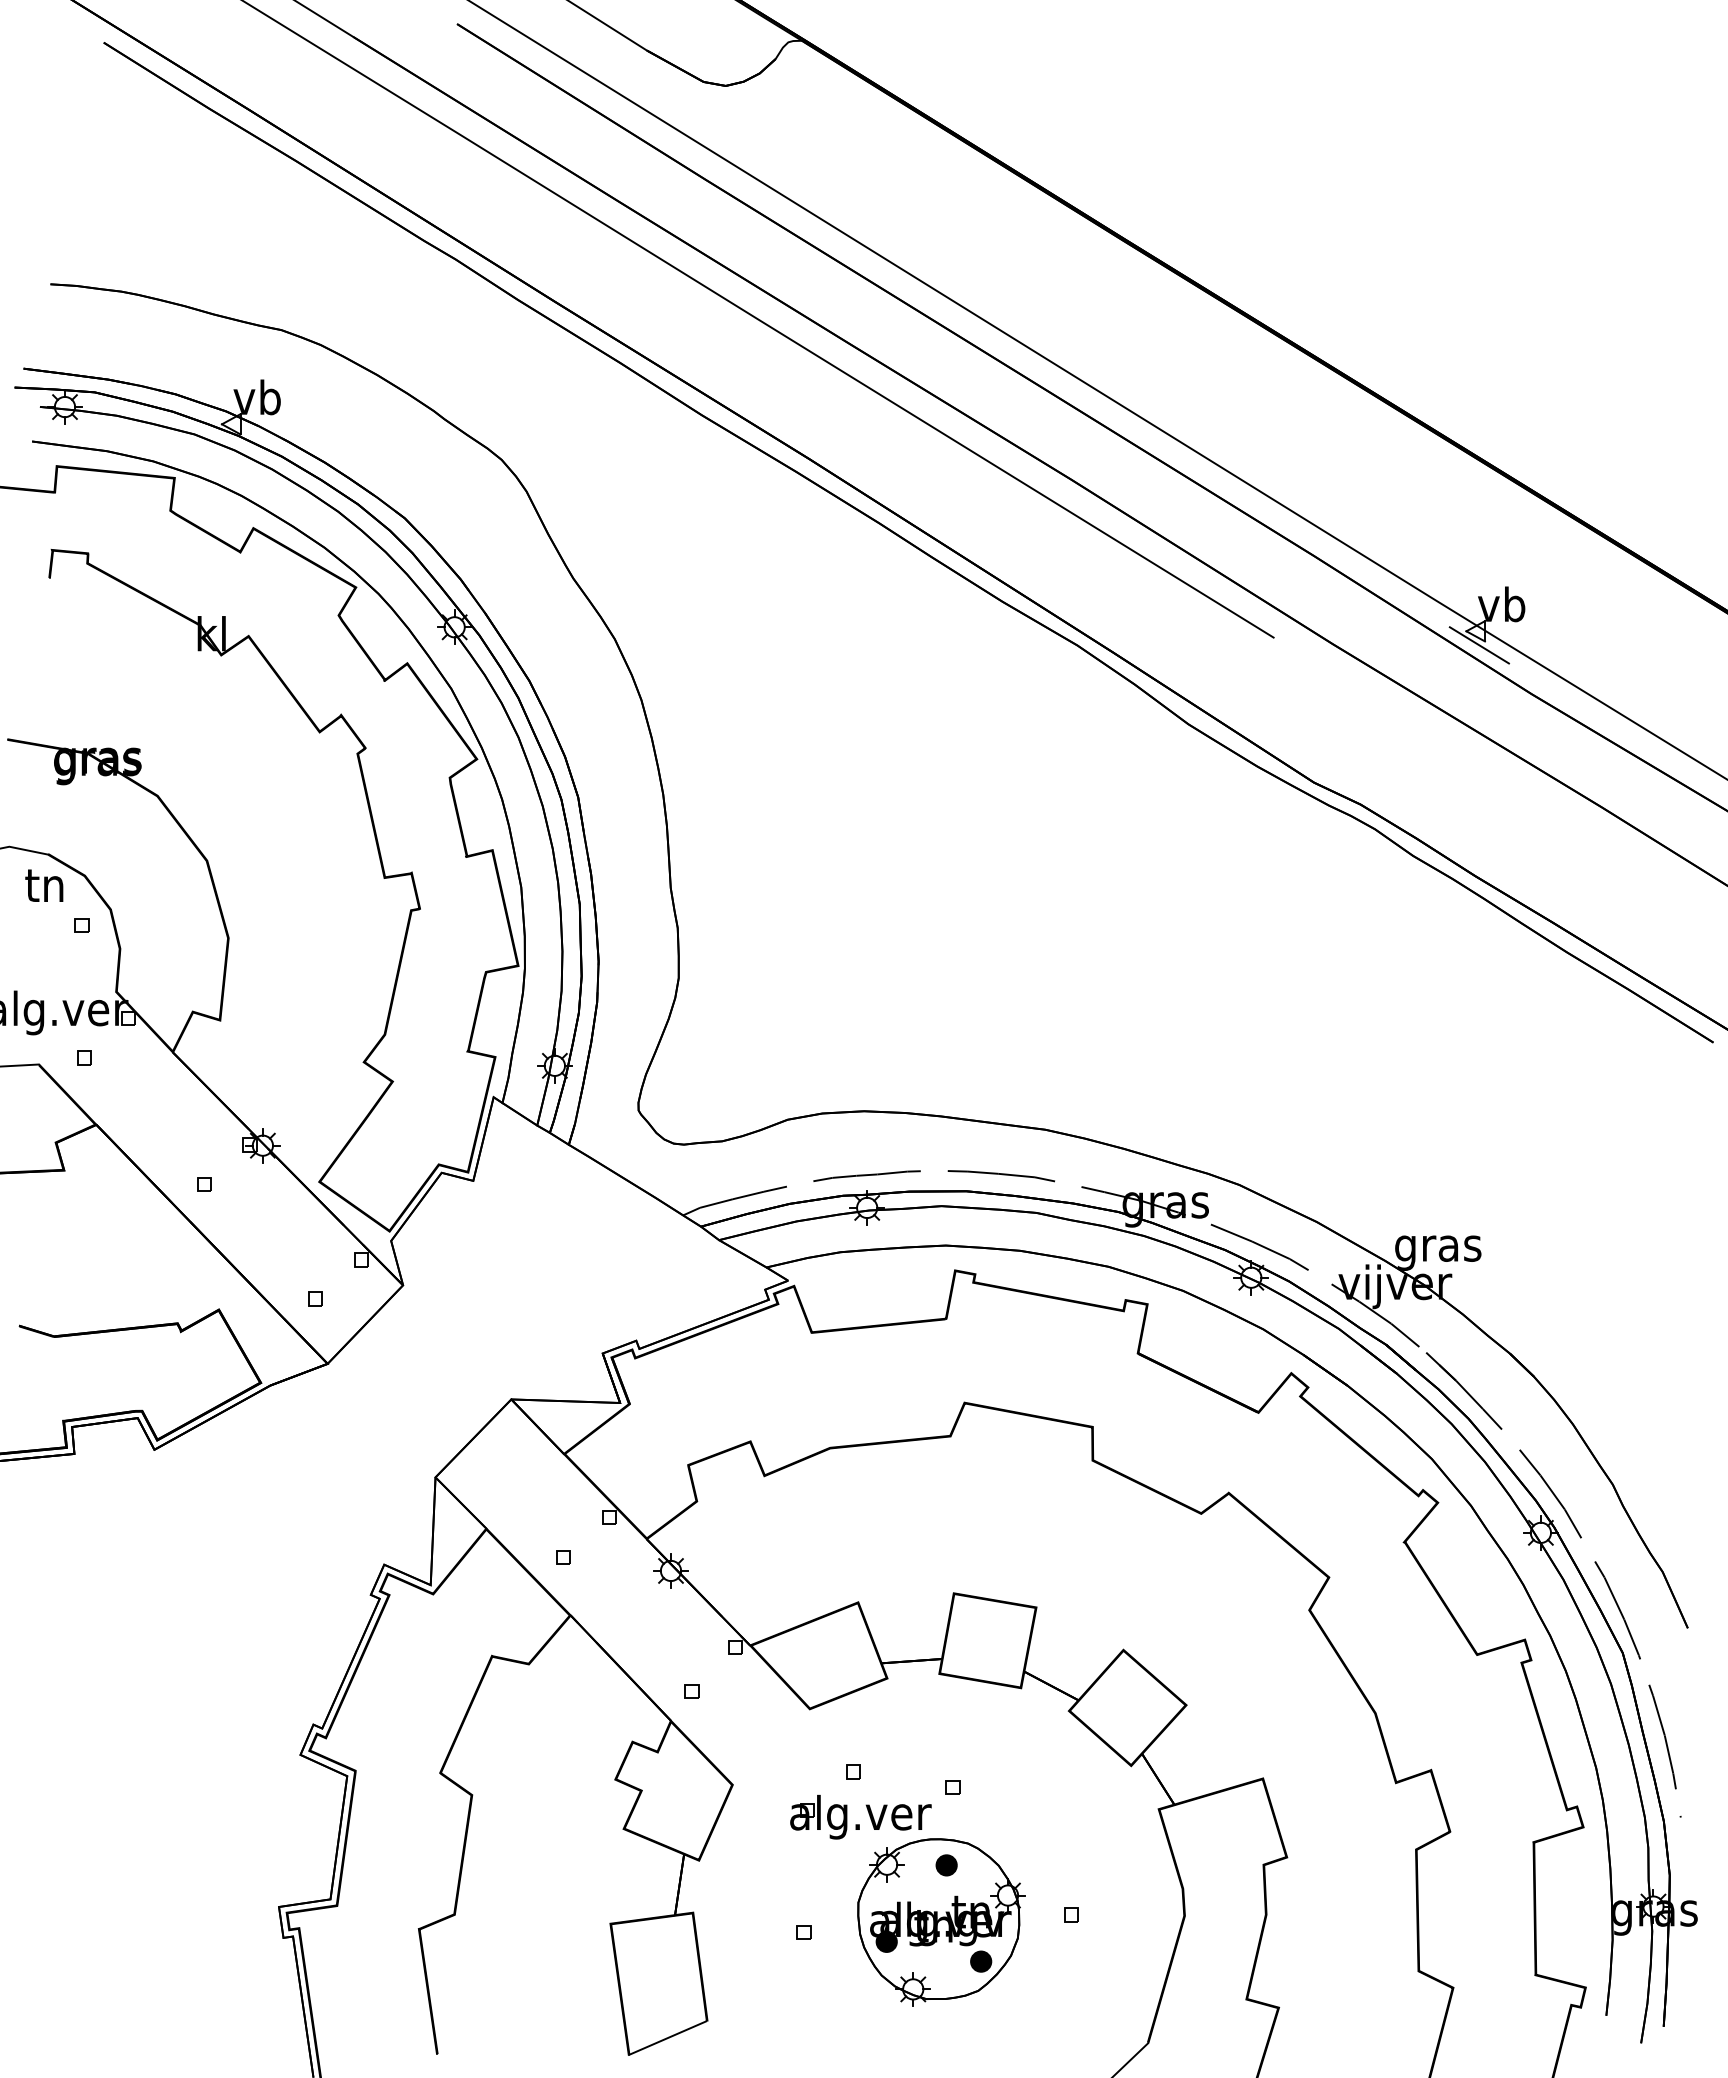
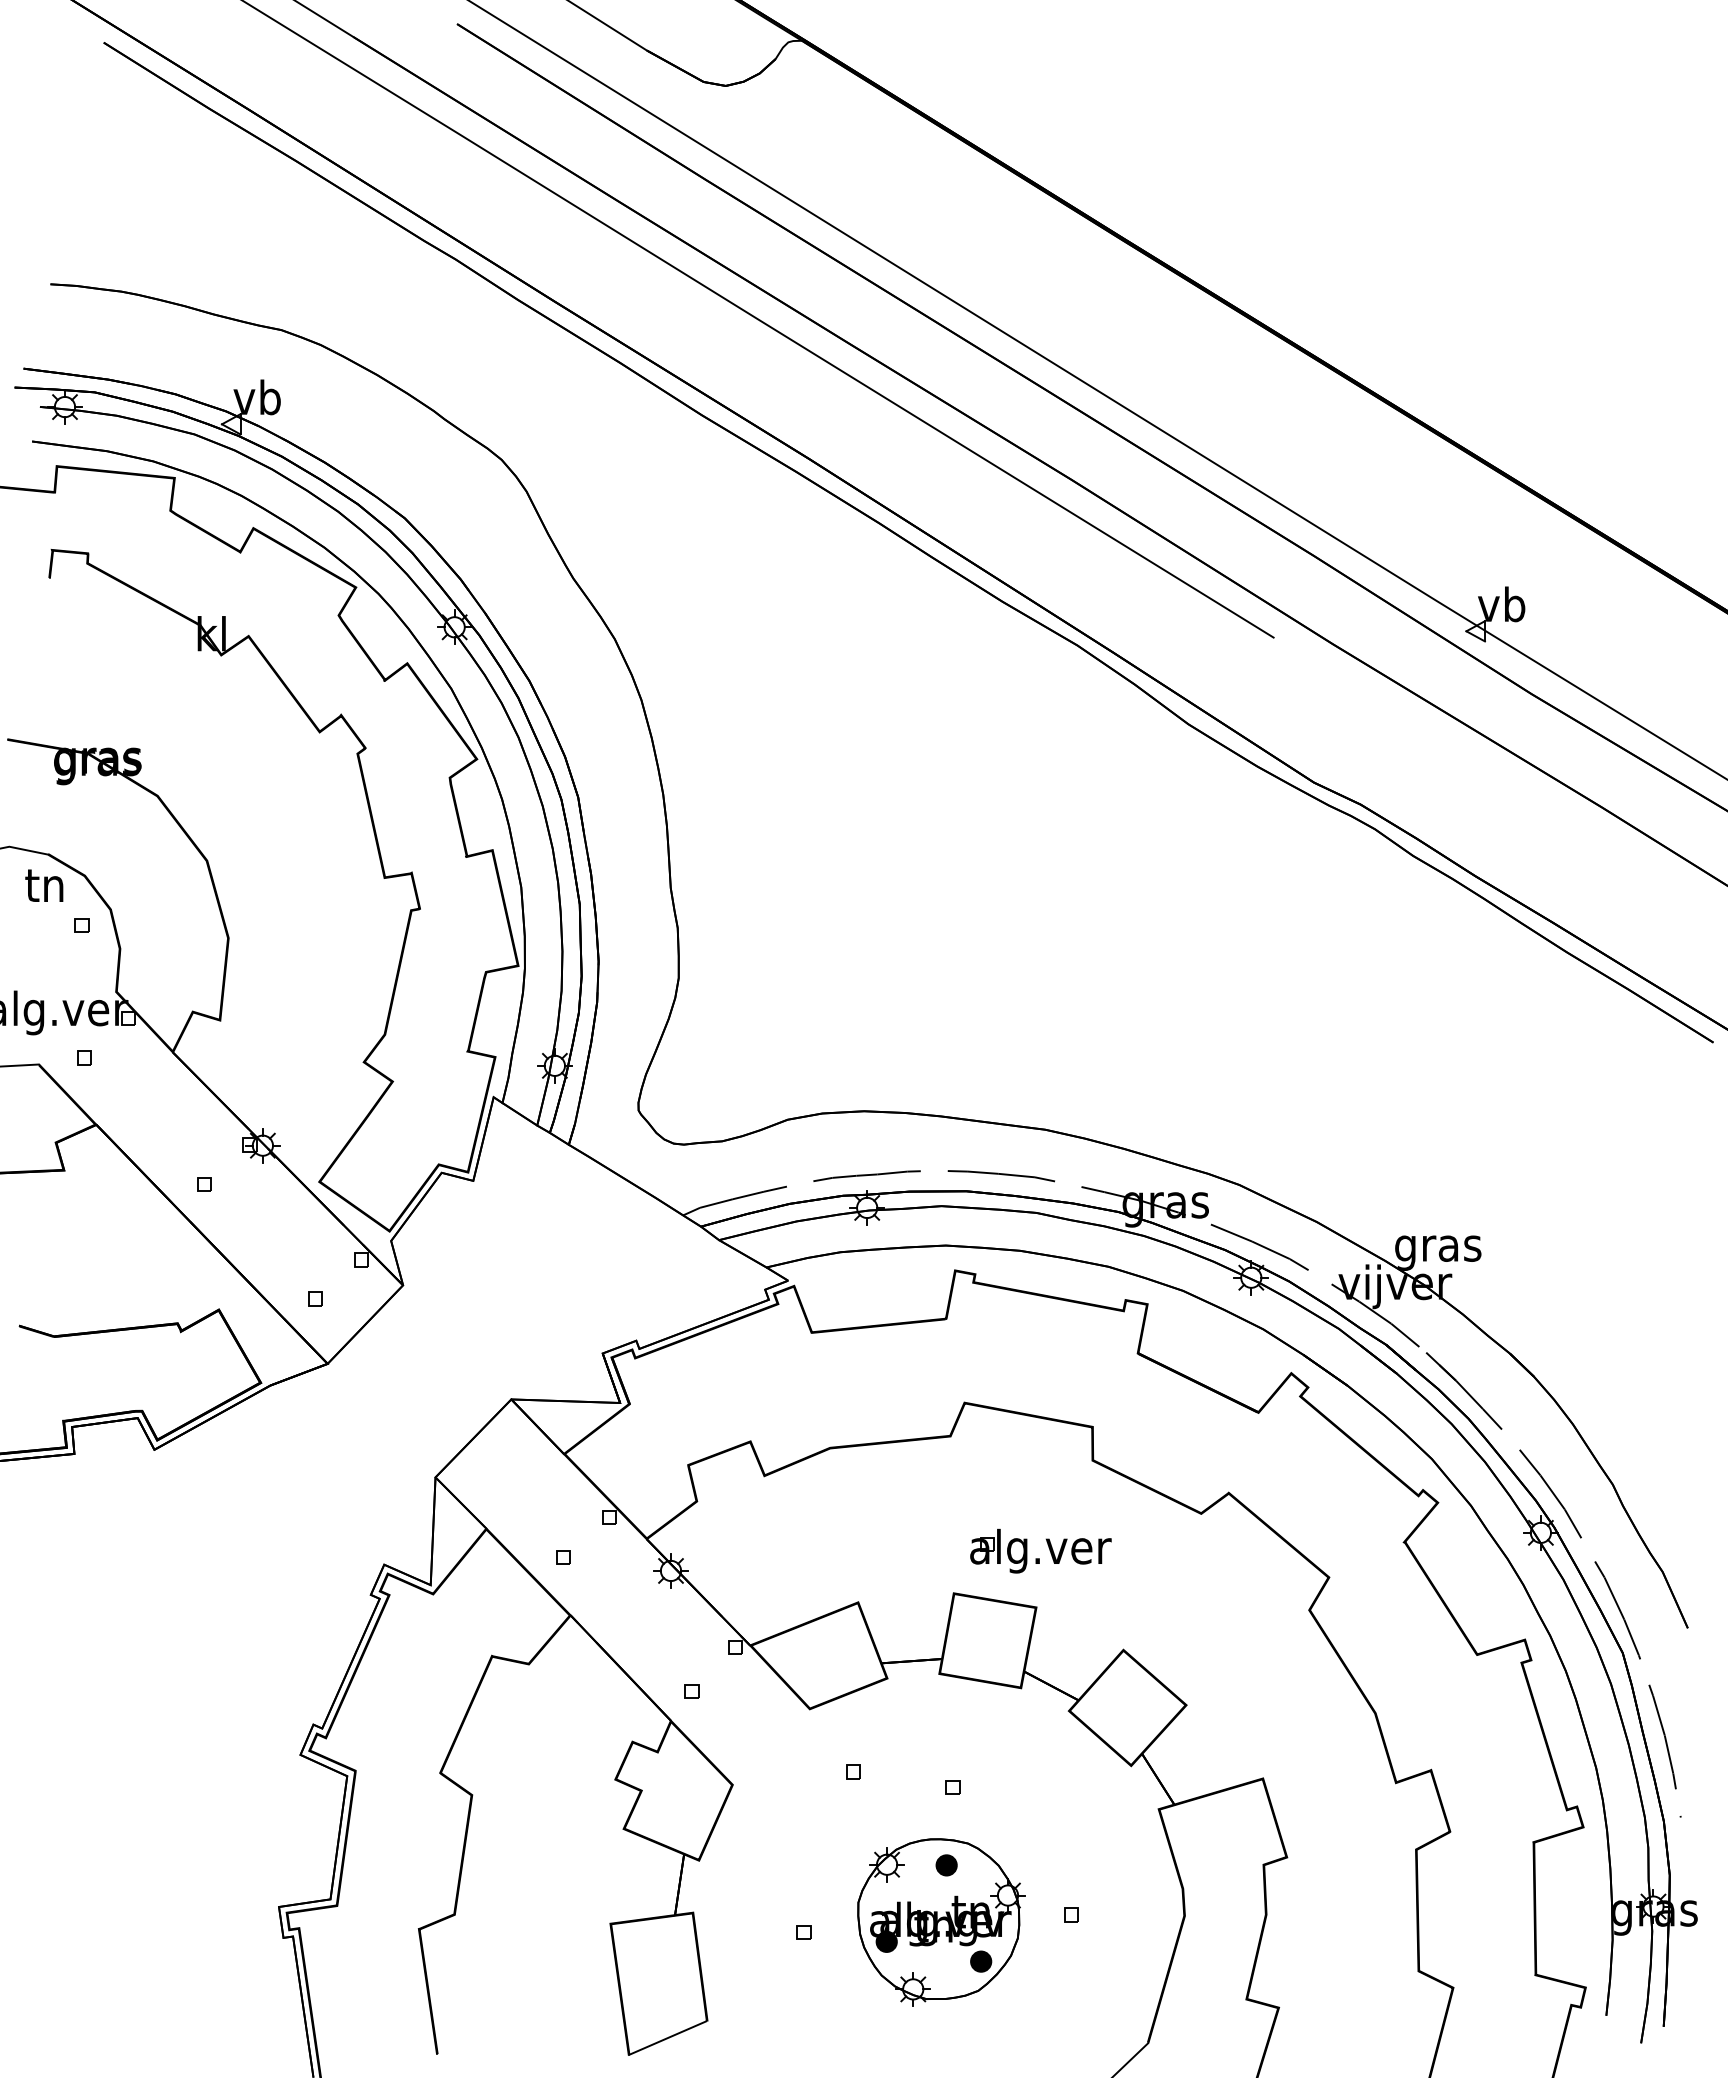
line: present -> none (1478, 645)
part position: (859, 1824) -> (1039, 1558) (1039, 1558)
